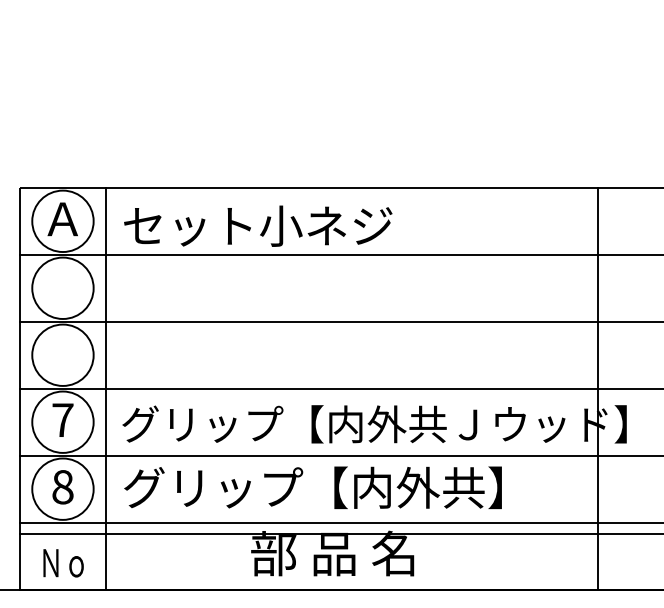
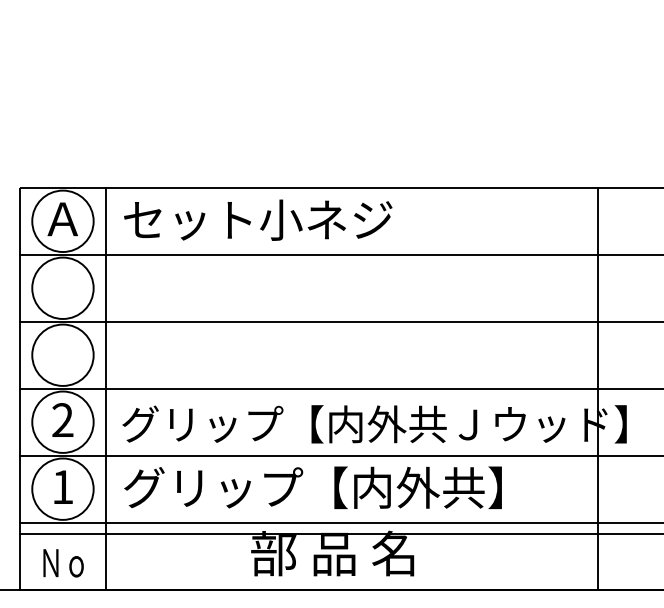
text position: (258, 225) -> (258, 219) (258, 219)
text: 7 -> 2 (62, 419)
text: 8 -> 1 (62, 487)
